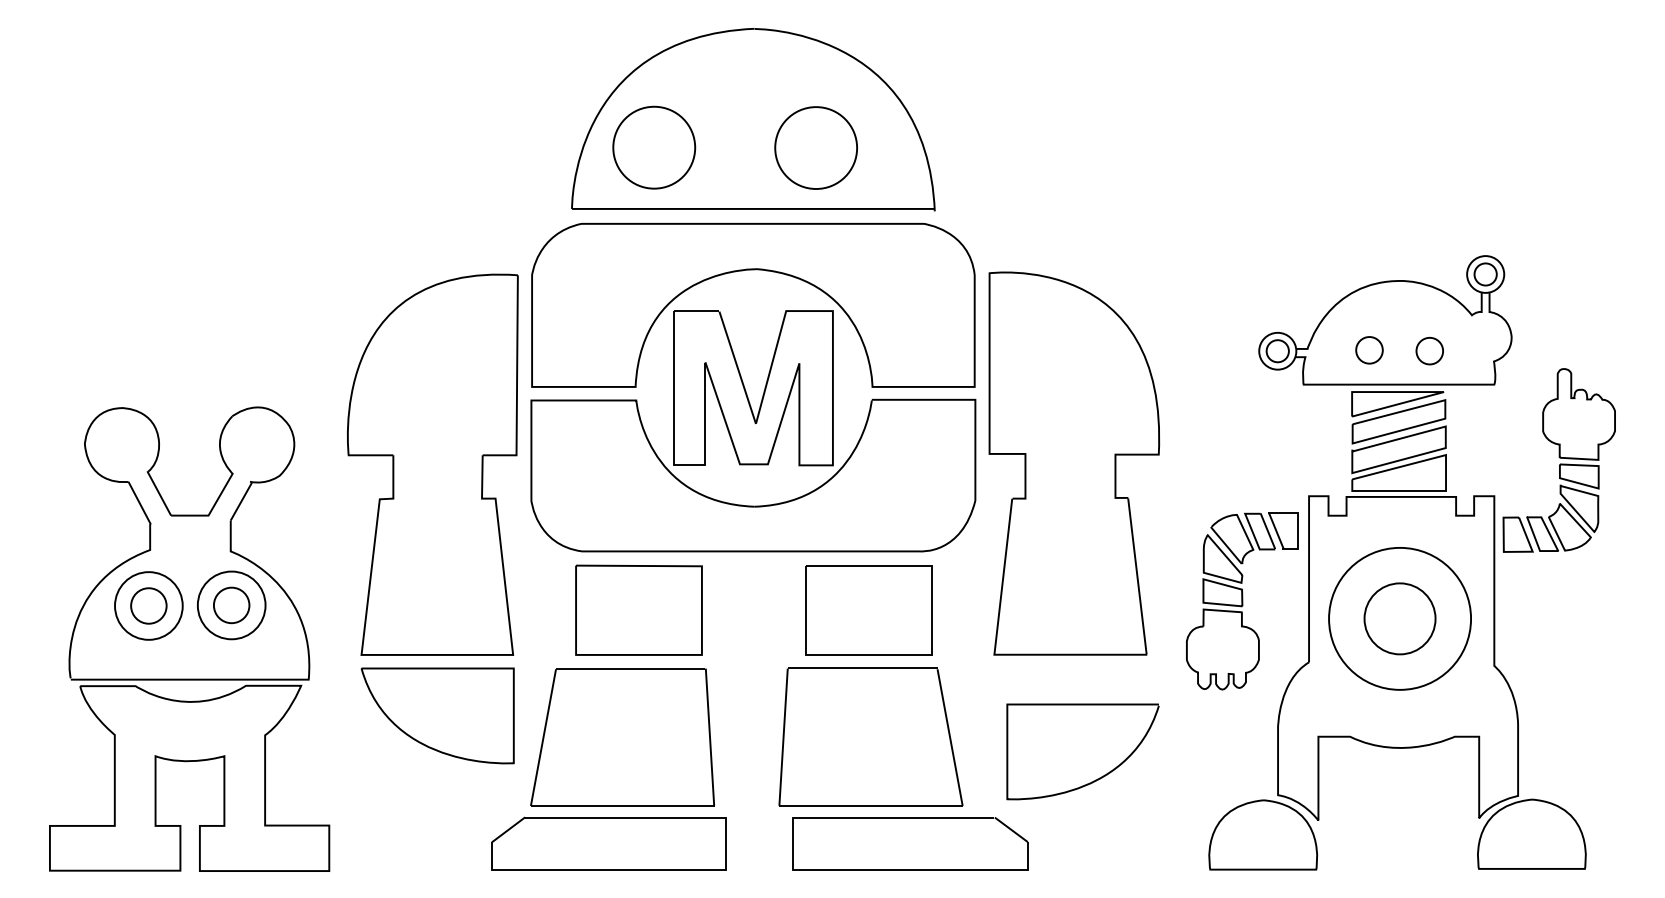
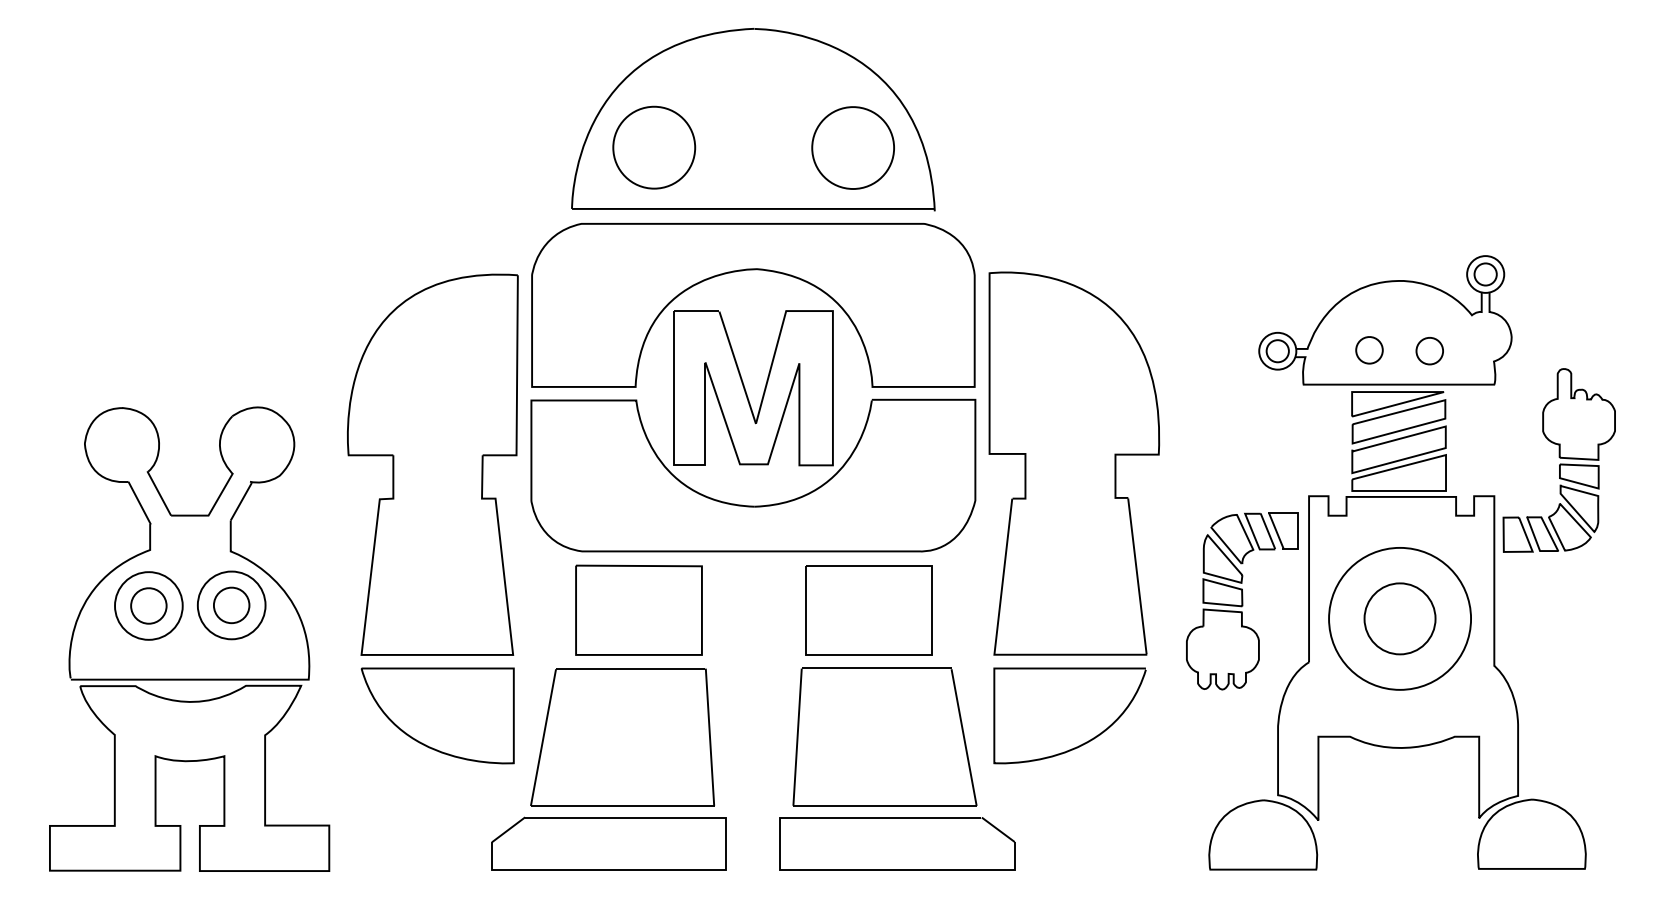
part position: (815, 147) -> (852, 147) (852, 147)
part position: (870, 736) -> (884, 736) (884, 736)
curve position: (1095, 779) -> (1082, 743) (1082, 743)
part position: (910, 843) -> (897, 843) (897, 843)
